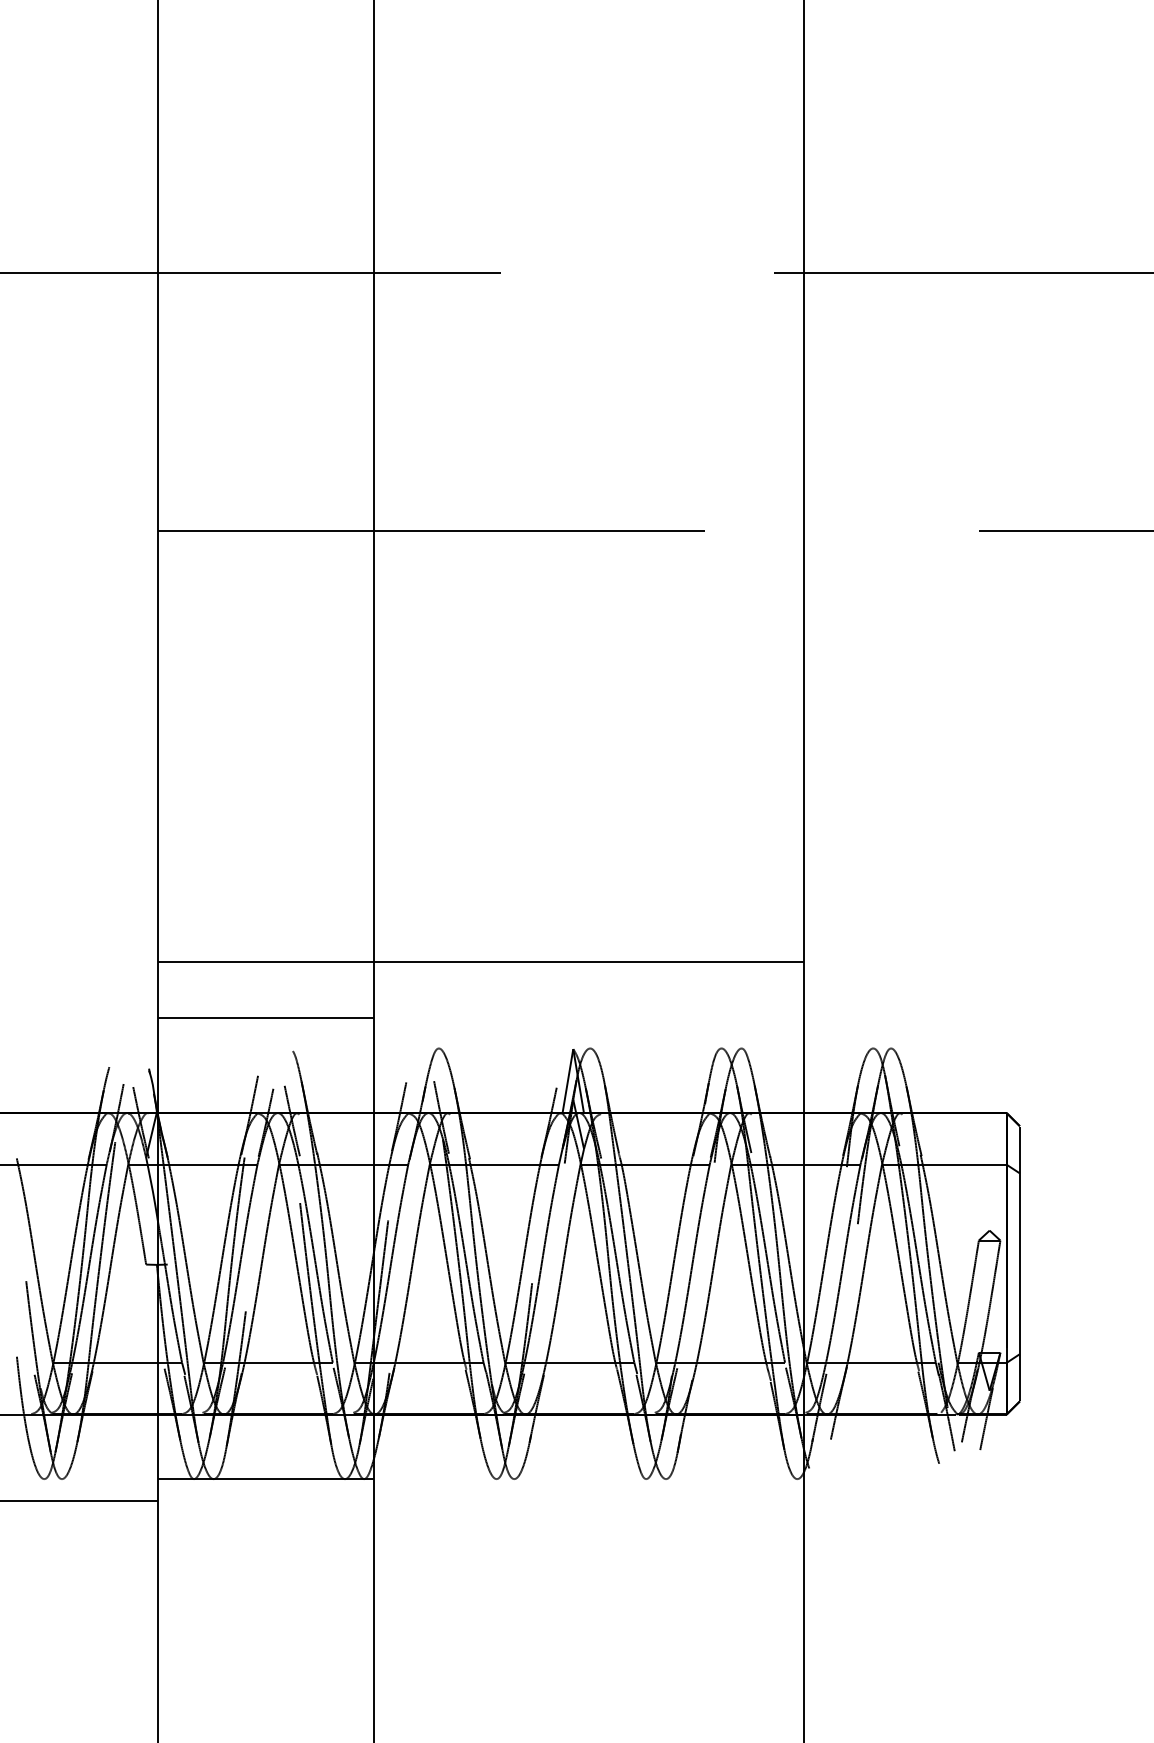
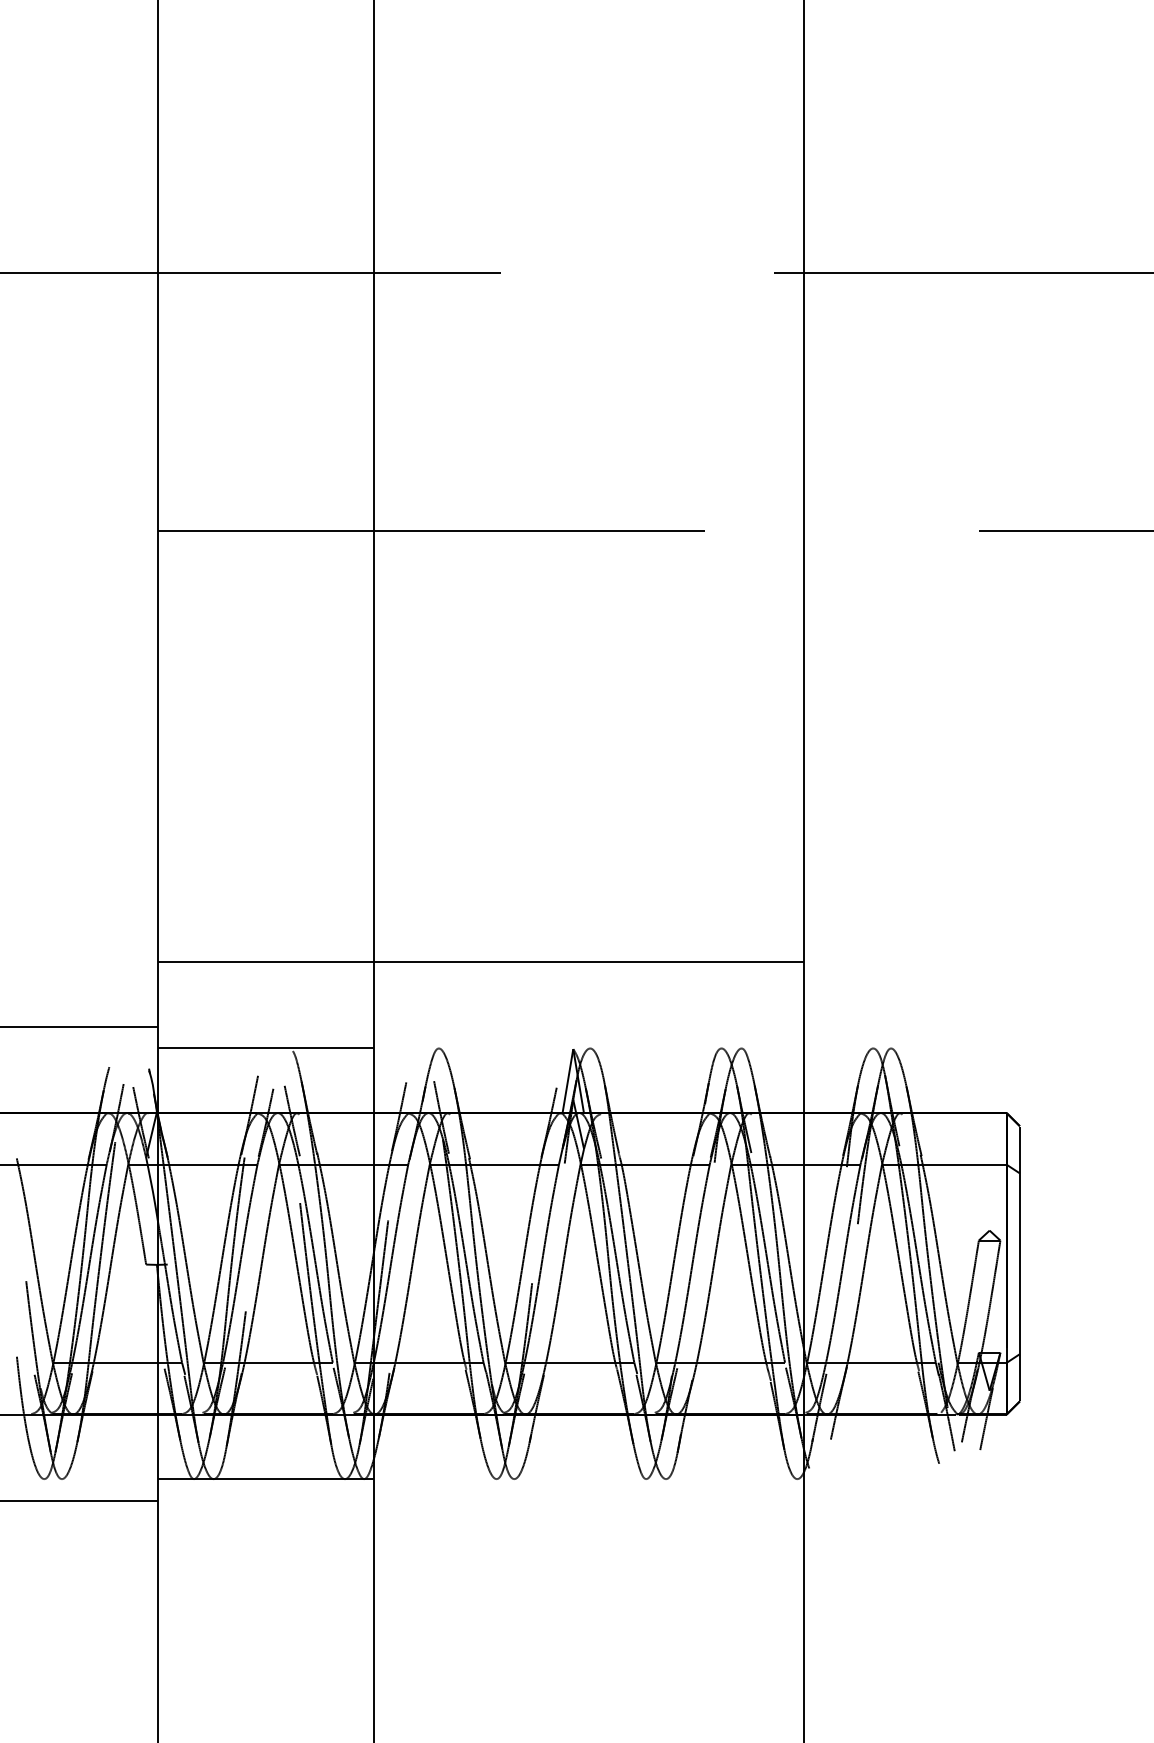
line position: (265, 1018) -> (265, 1048) (265, 1048)
line: none -> present (80, 1026)
